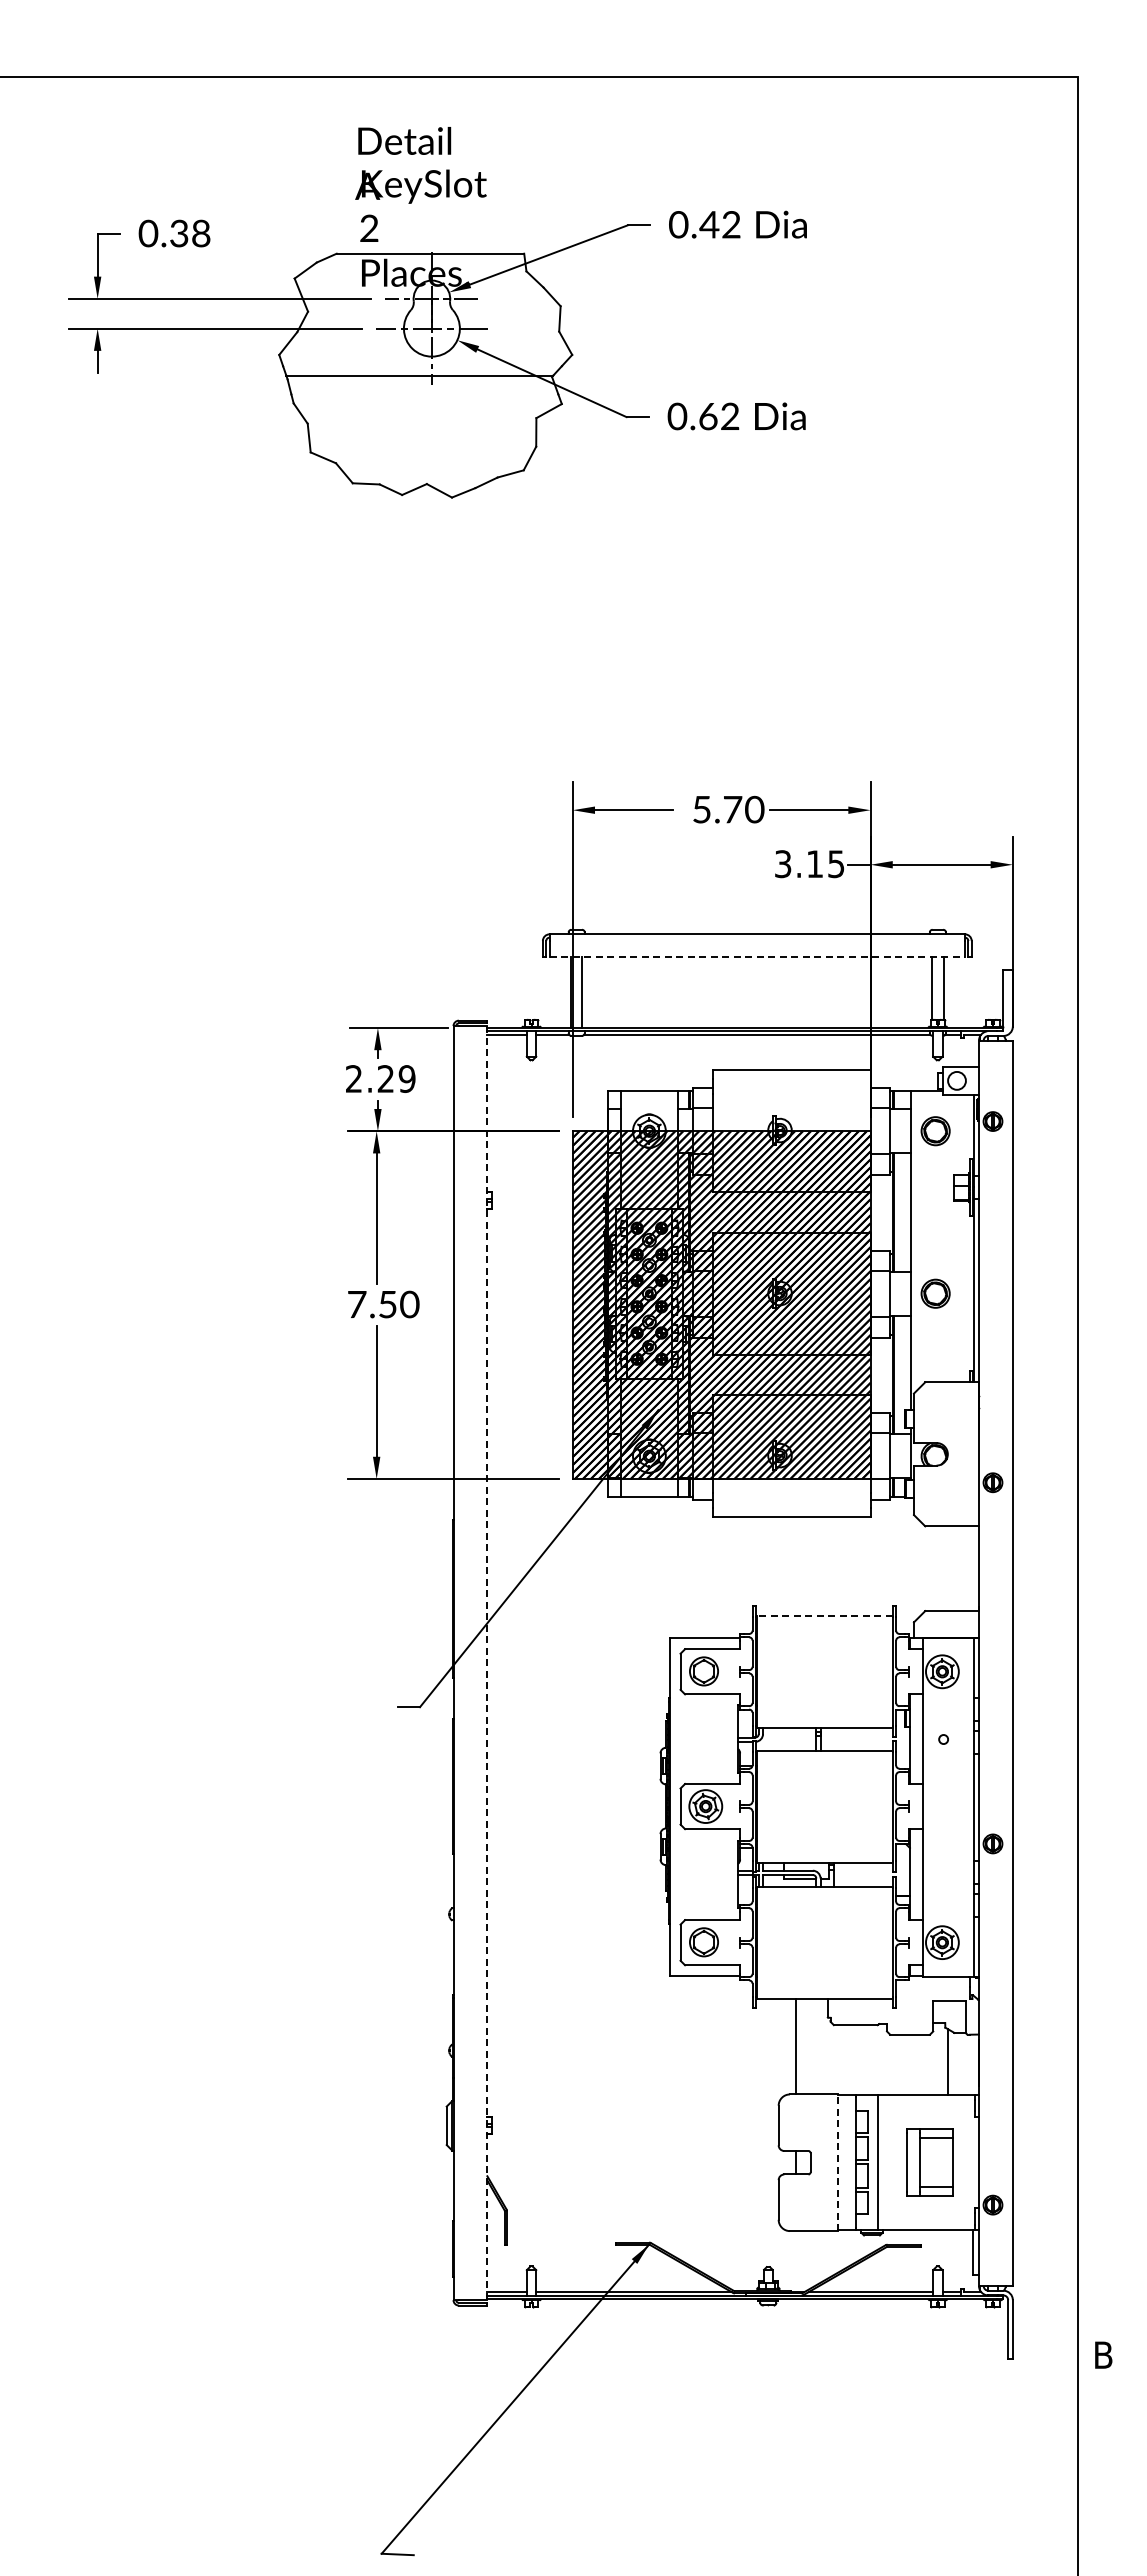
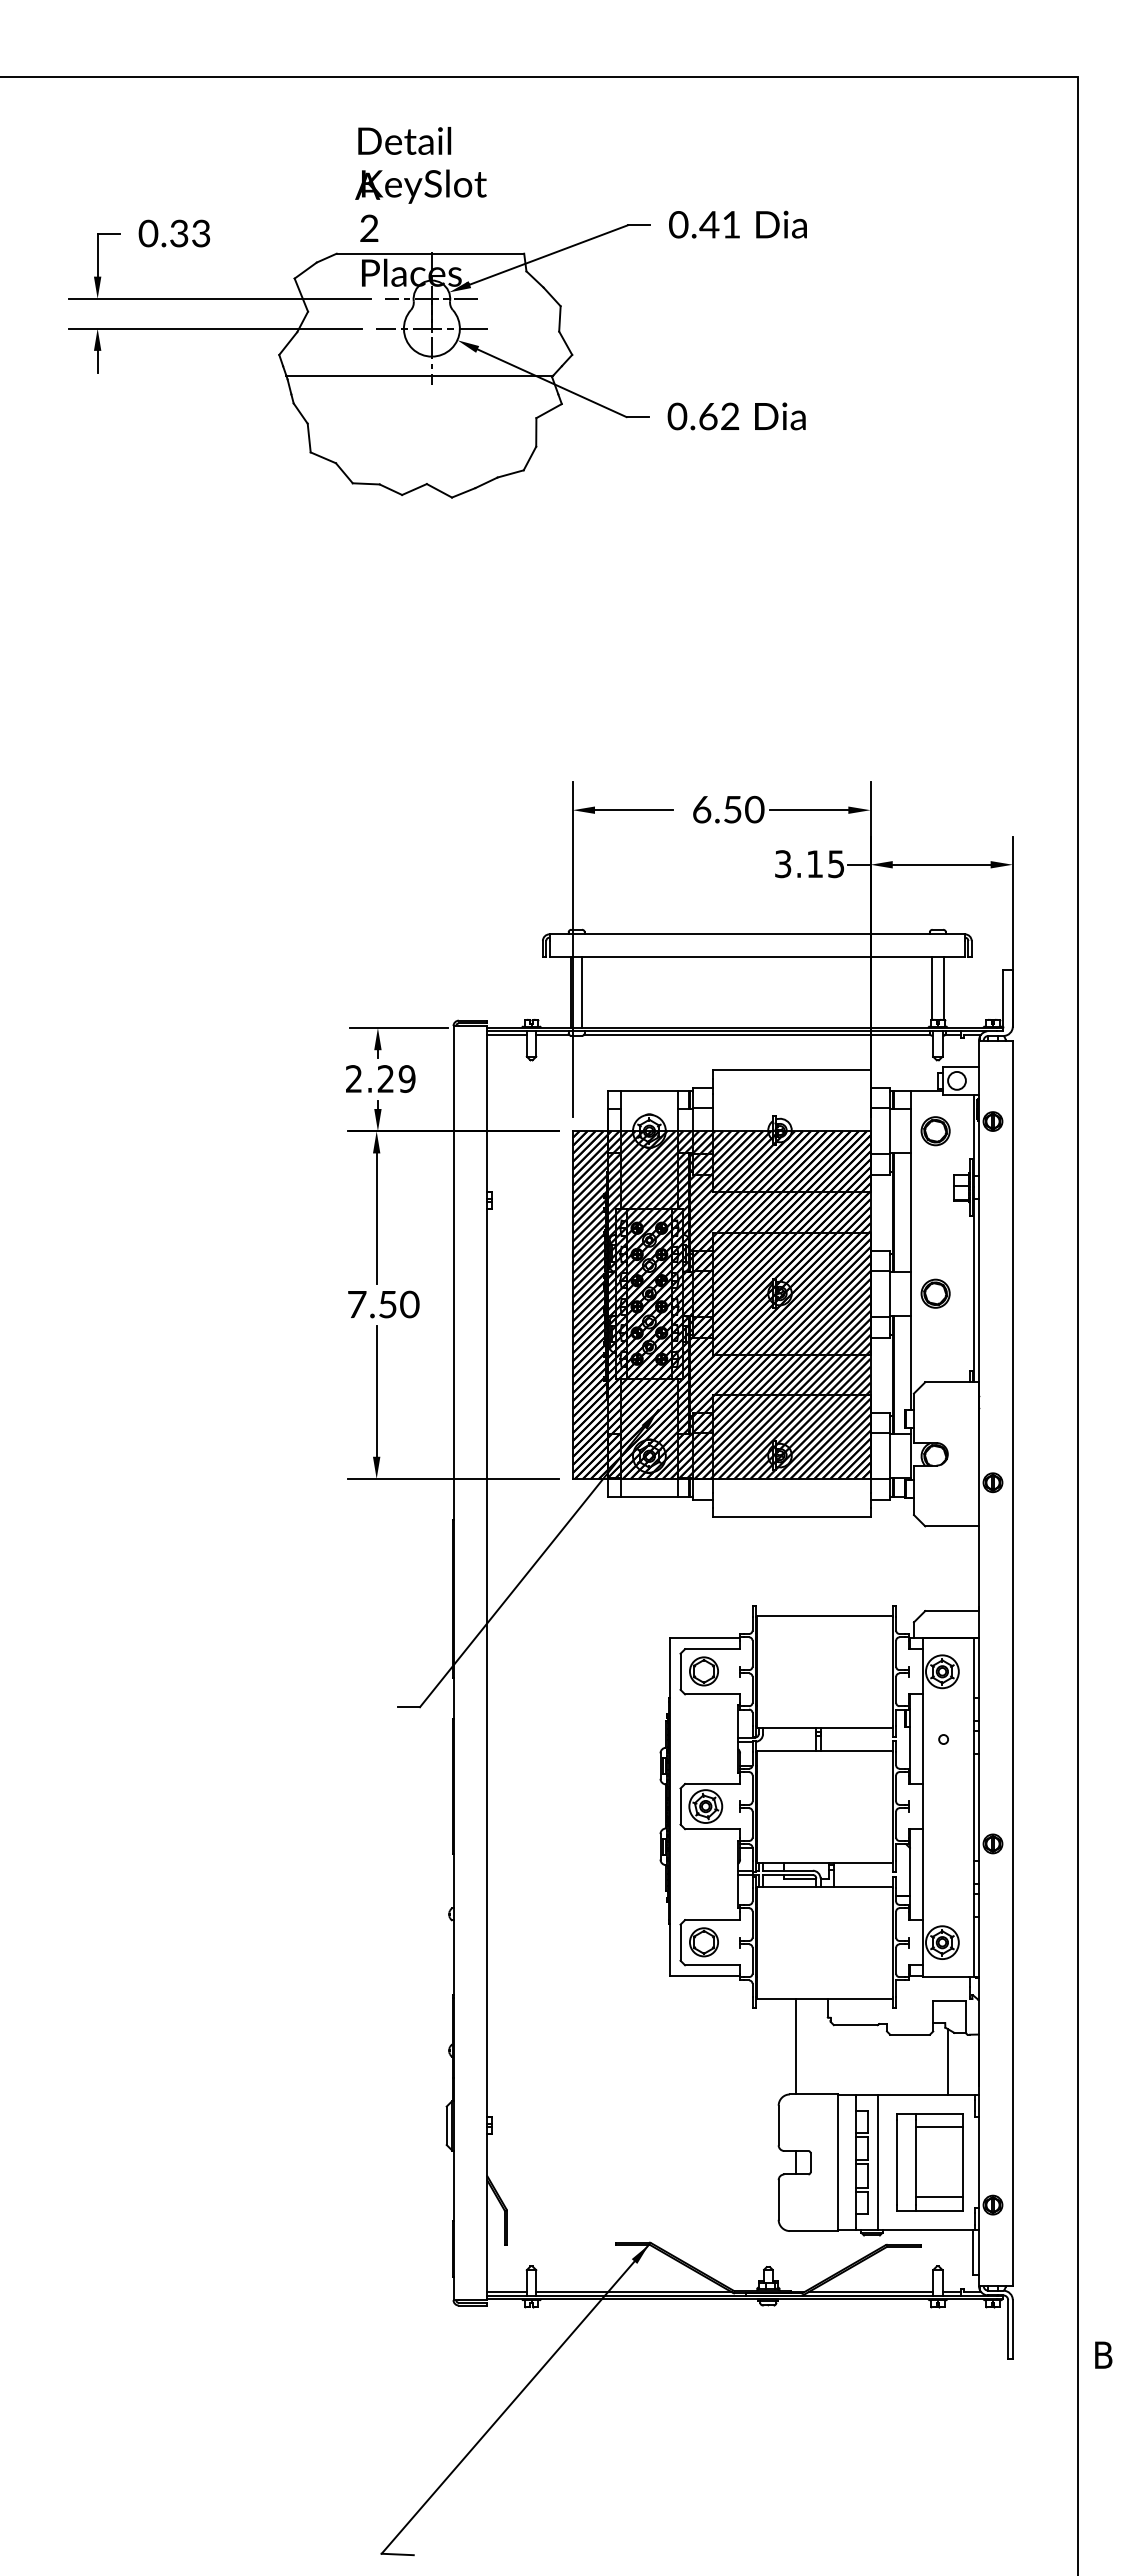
text: 0.42 -> 0.41 (731, 224)
text: 0.38 -> 0.33 (201, 233)
text: 5.70 -> 6.50 (717, 809)
line: dashed -> solid (757, 956)
line: dashed -> solid (825, 1615)
line: dashed -> solid (487, 1663)
line: dashed -> solid (837, 2162)
part size: 48x69 px -> 68x99 px (929, 2162)
